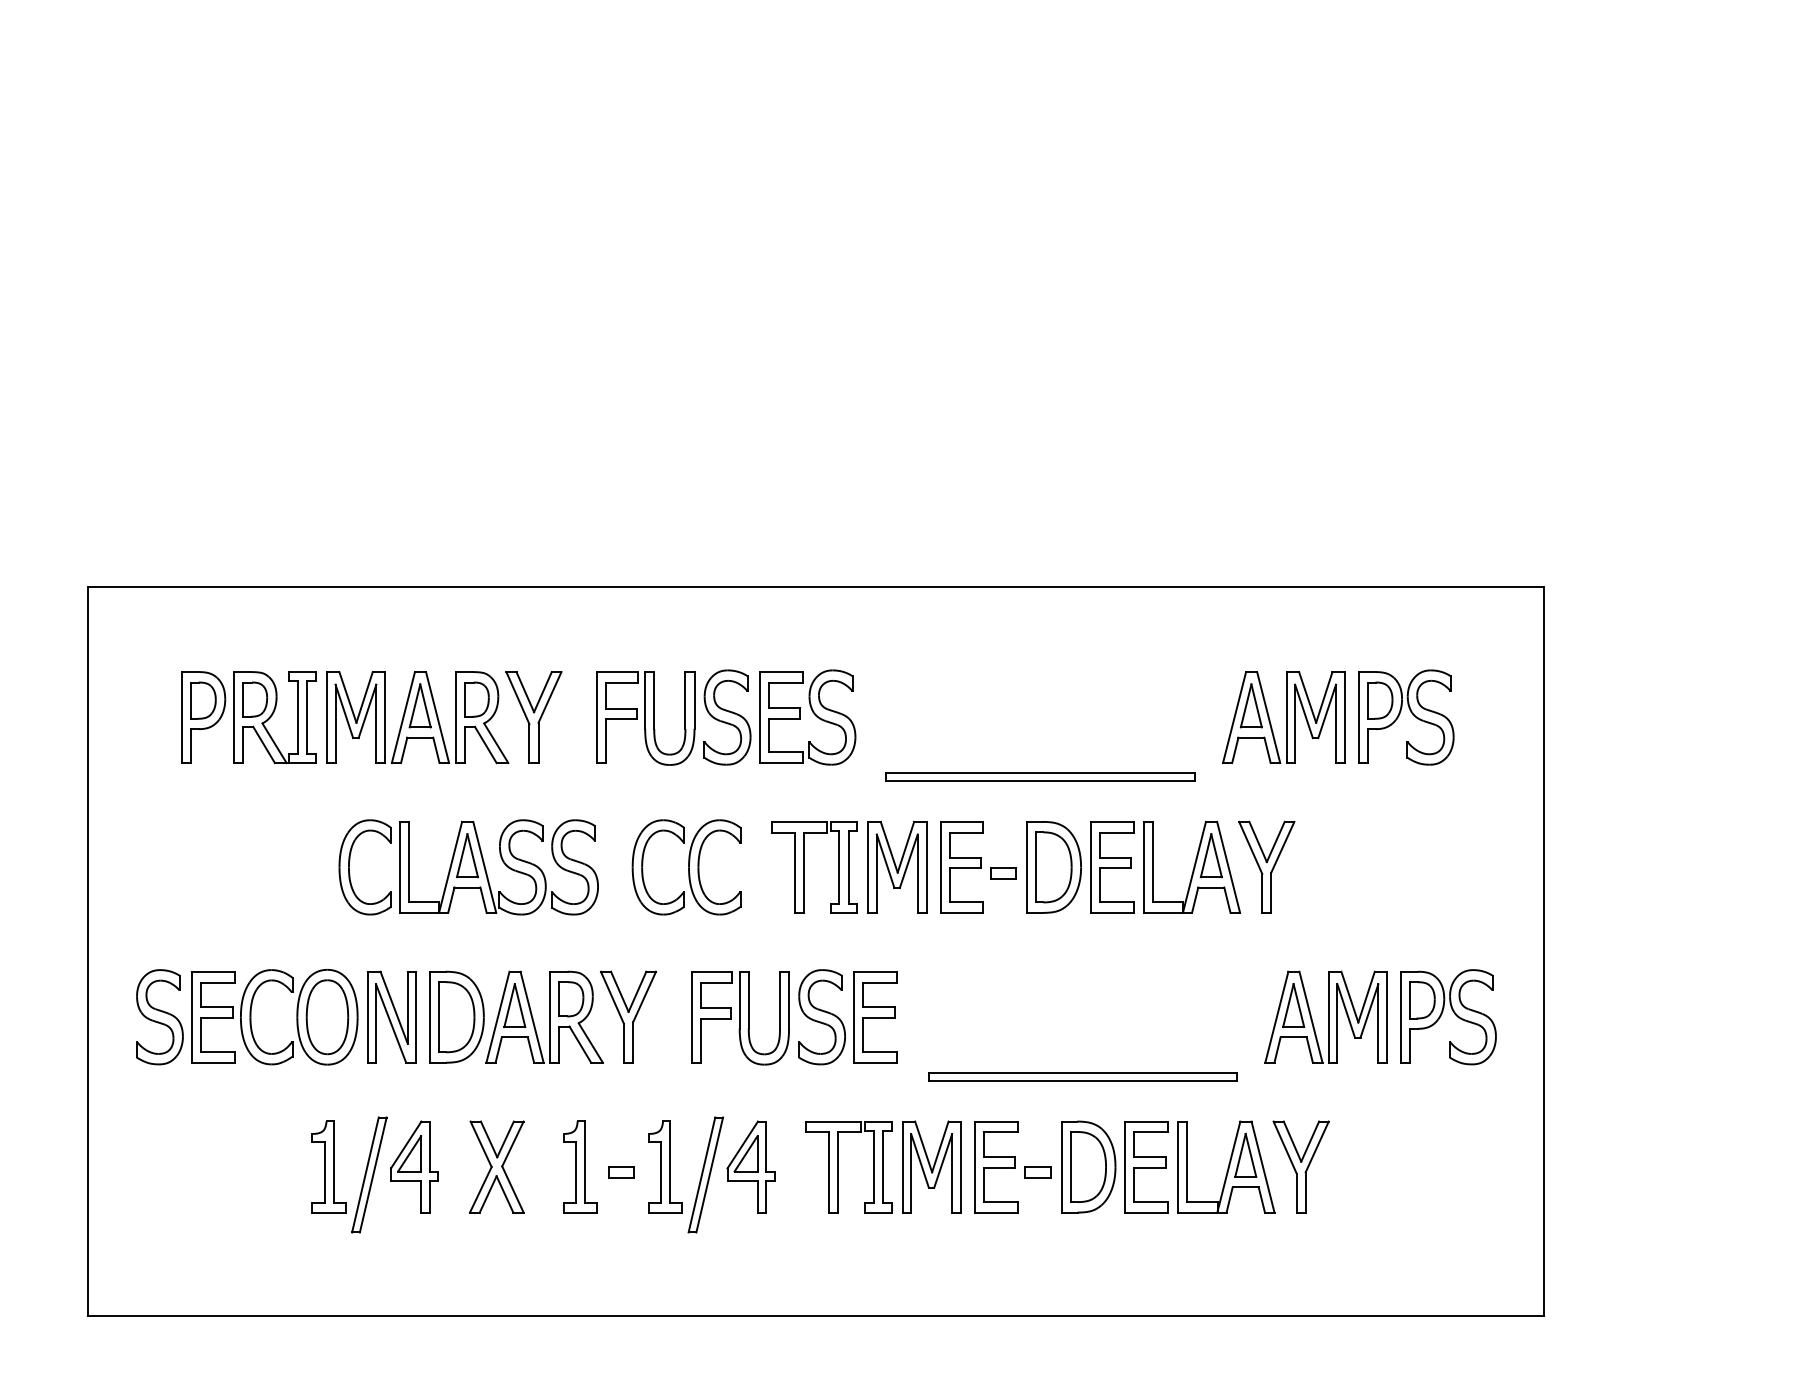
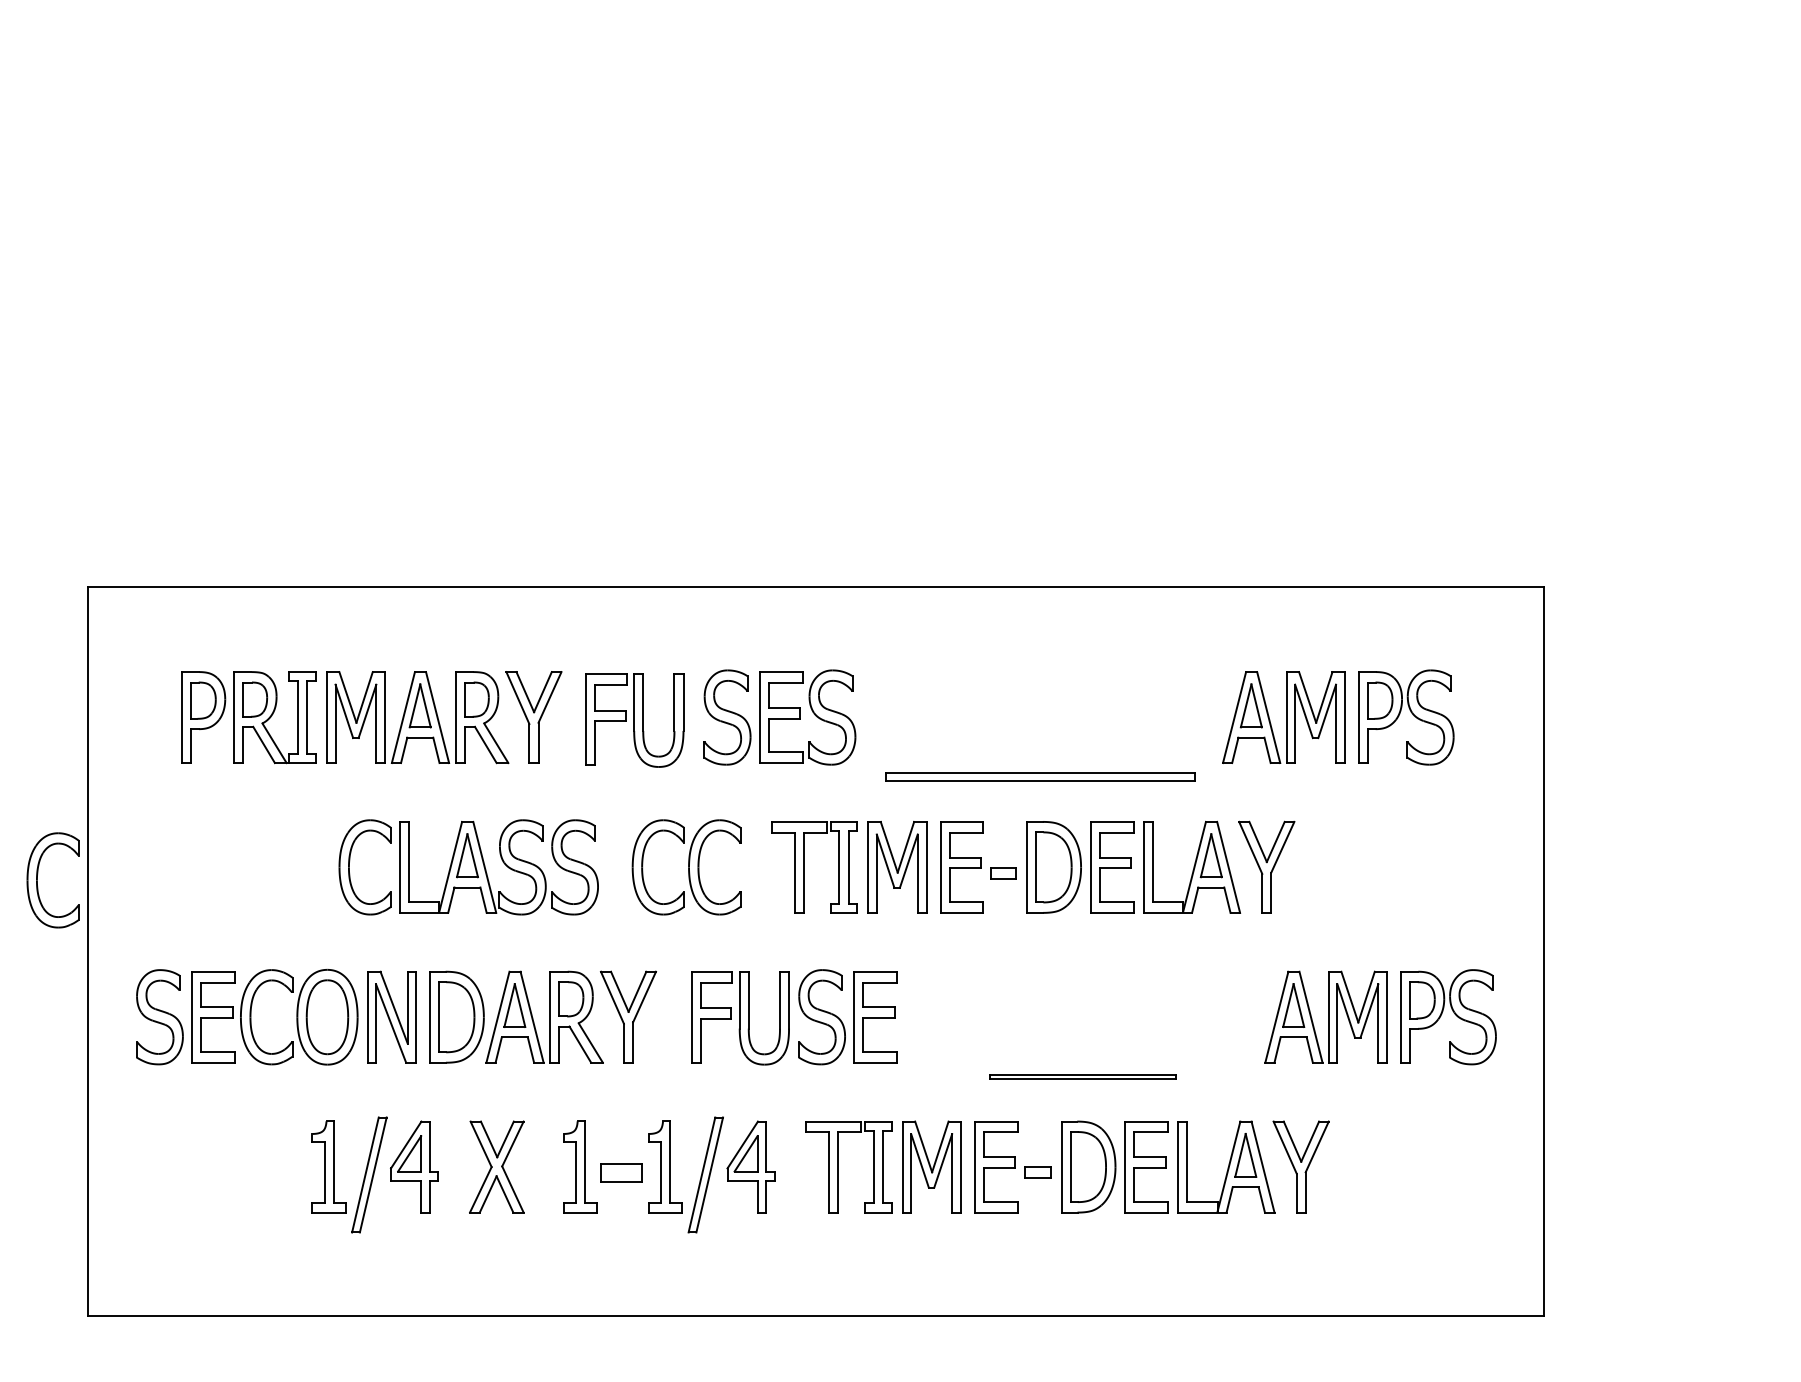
part position: (645, 718) -> (634, 720) (634, 720)
part: none -> present (37, 880)
part size: 310x10 px -> 188x6 px (1082, 1076)
part size: 27x13 px -> 43x20 px (621, 1172)
